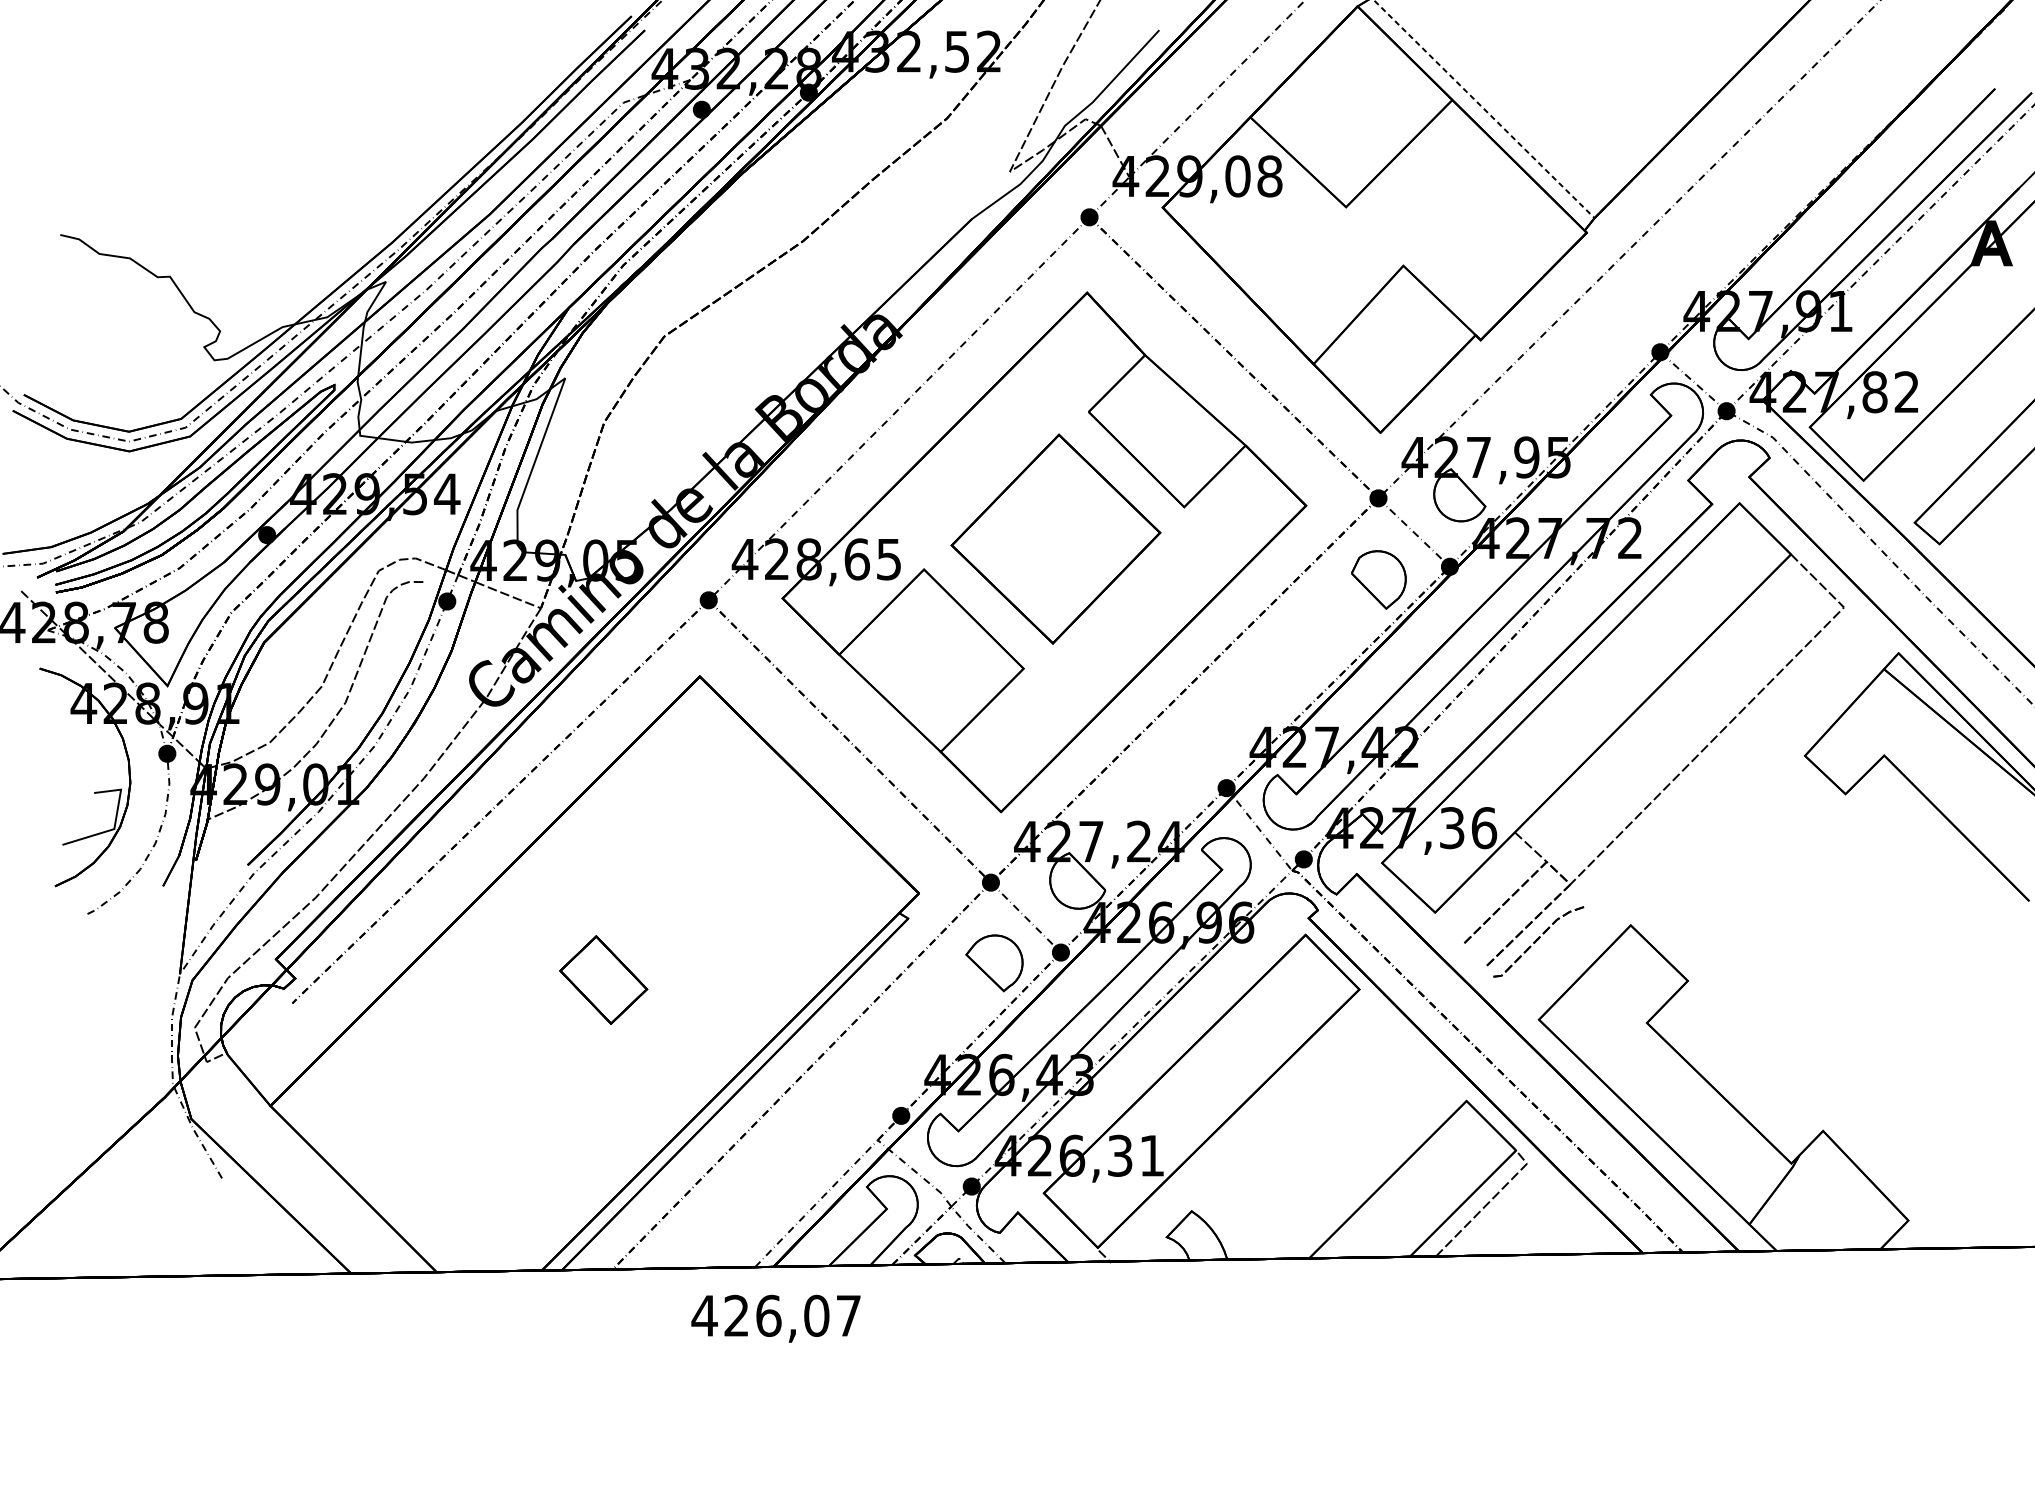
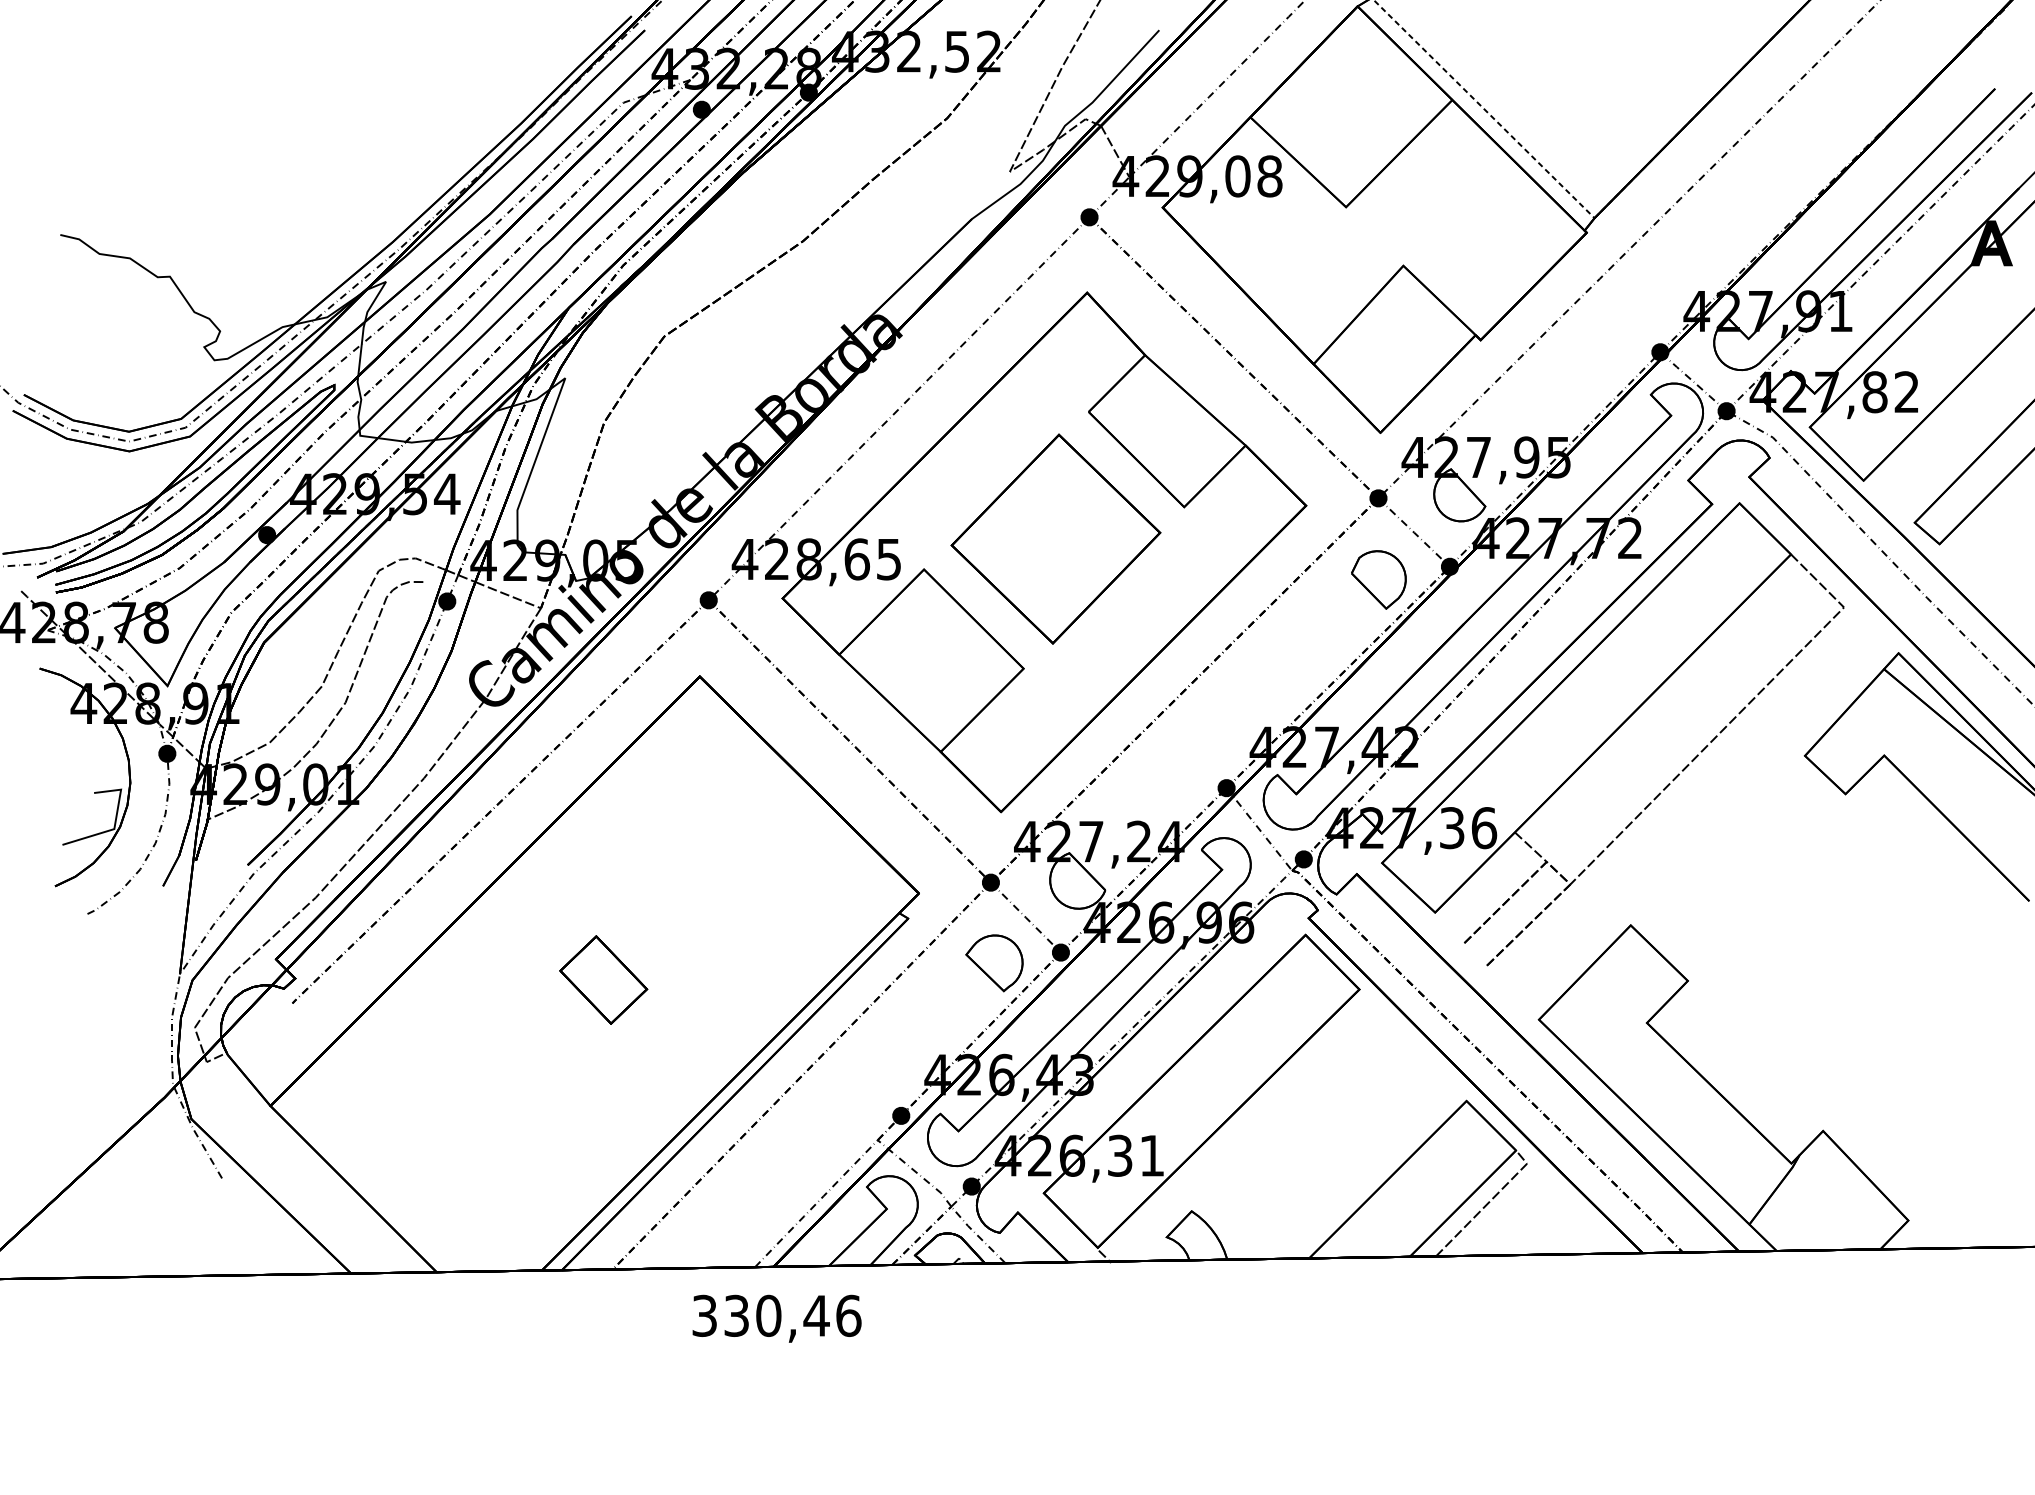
part: present -> none (1538, 941)
text: 426,07 -> 330,46 (776, 1315)
